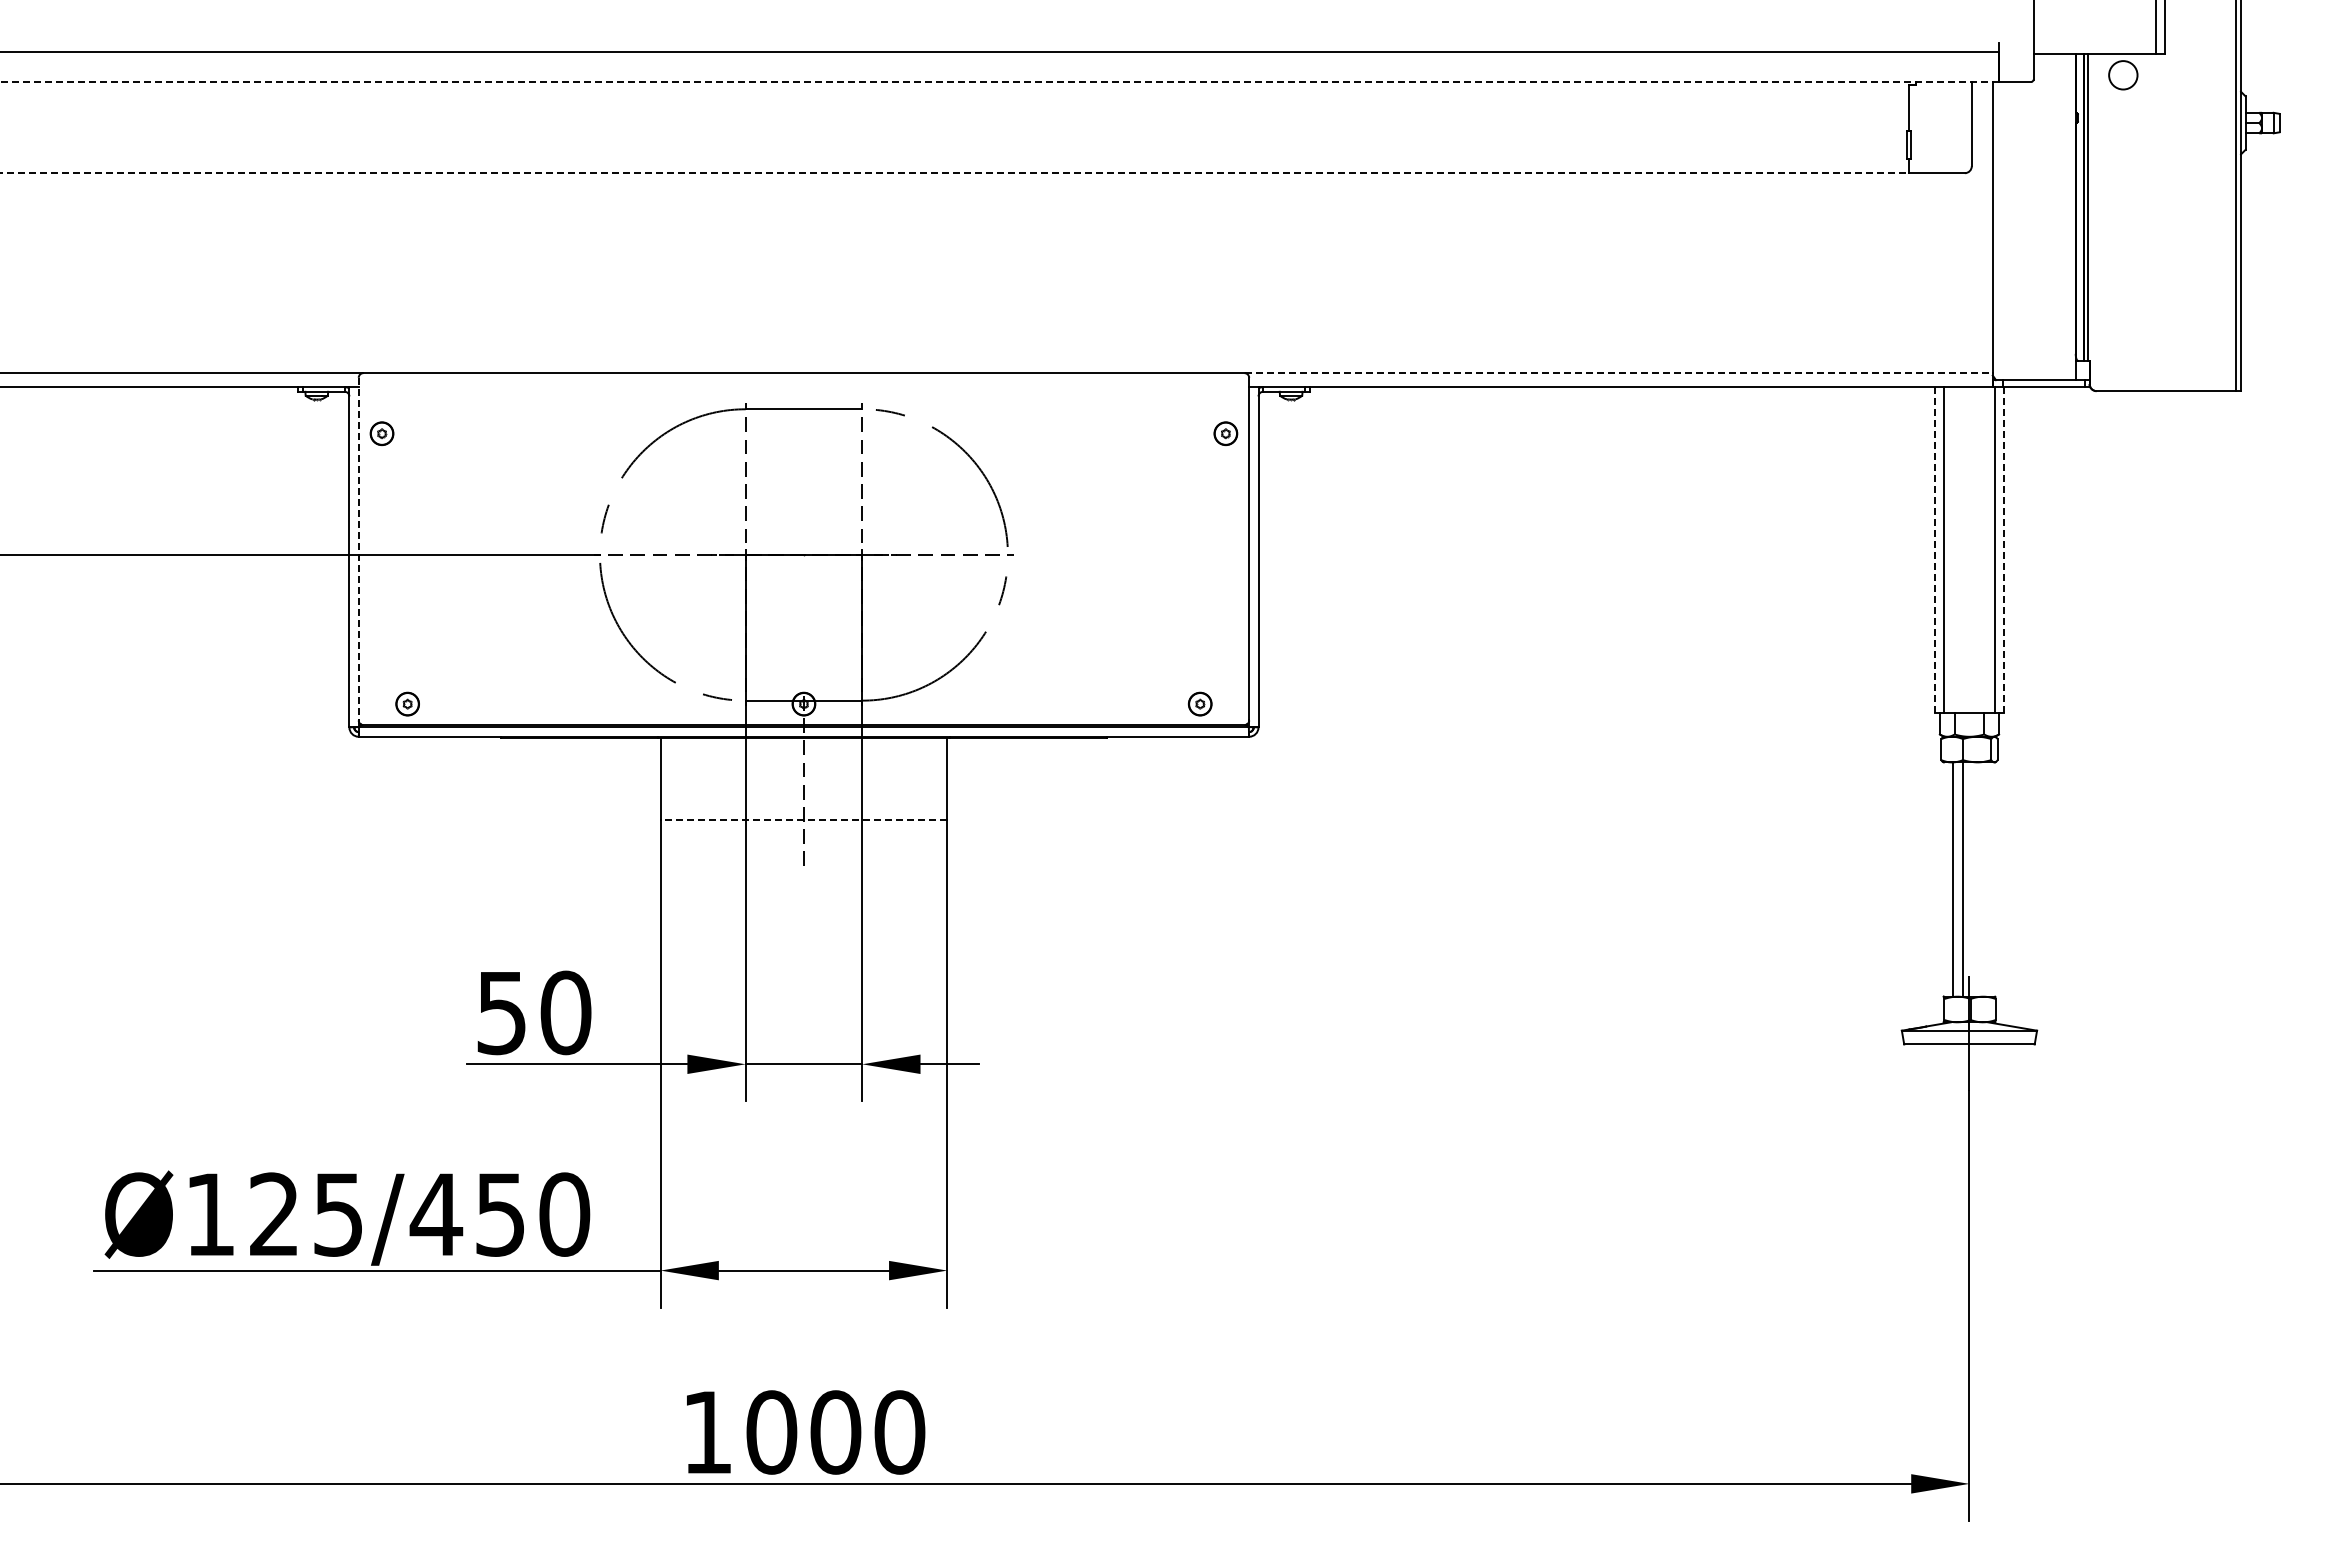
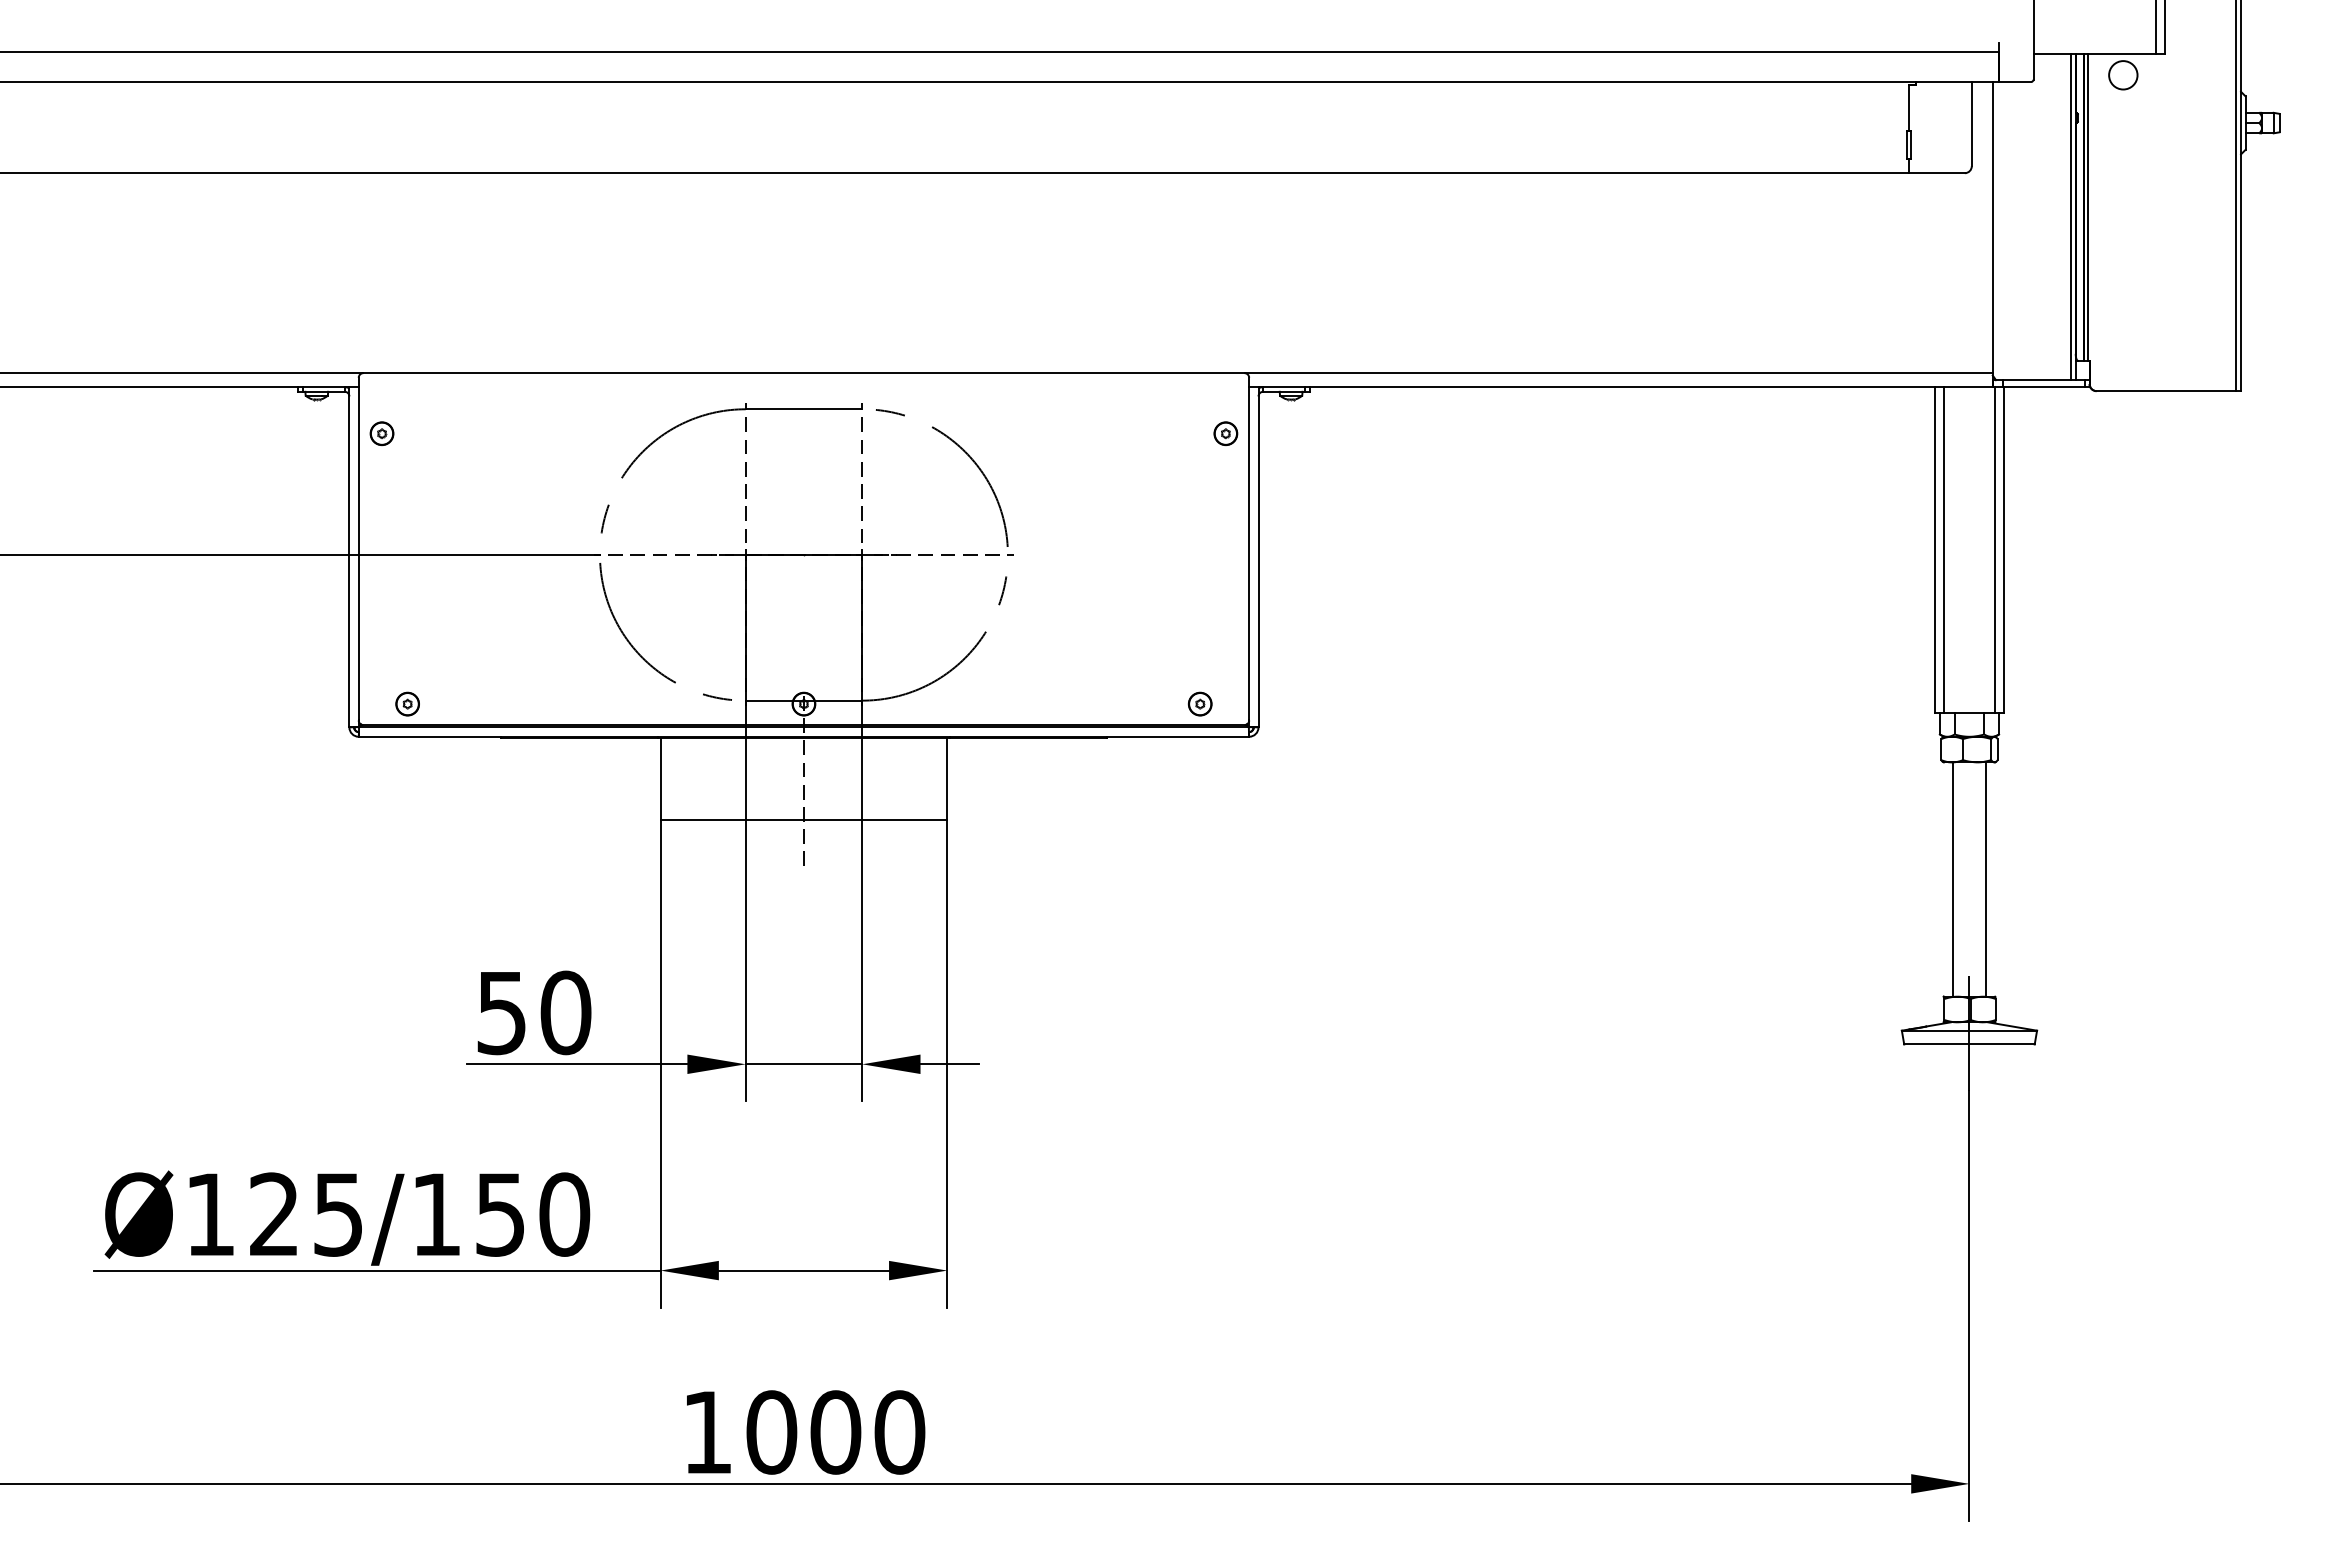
line: dashed -> solid (998, 81)
line: dashed -> solid (954, 173)
line: none -> present (2071, 217)
line: dashed -> solid (1619, 373)
line: dashed -> solid (358, 549)
line: dashed -> solid (1934, 550)
line: dashed -> solid (2004, 550)
line: dashed -> solid (803, 819)
line position: (1962, 879) -> (1985, 879) (1985, 879)
text: Ø125/450 -> Ø125/150 (436, 1214)
